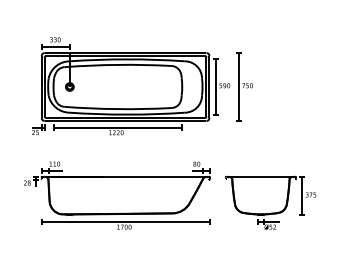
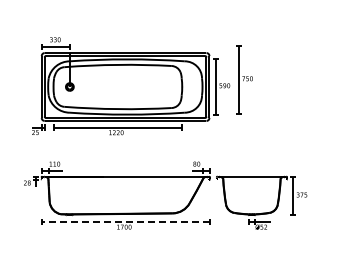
part position: (244, 86) -> (244, 79) (244, 79)
part position: (270, 202) -> (261, 202) (261, 202)
line: solid -> dashed (125, 222)
